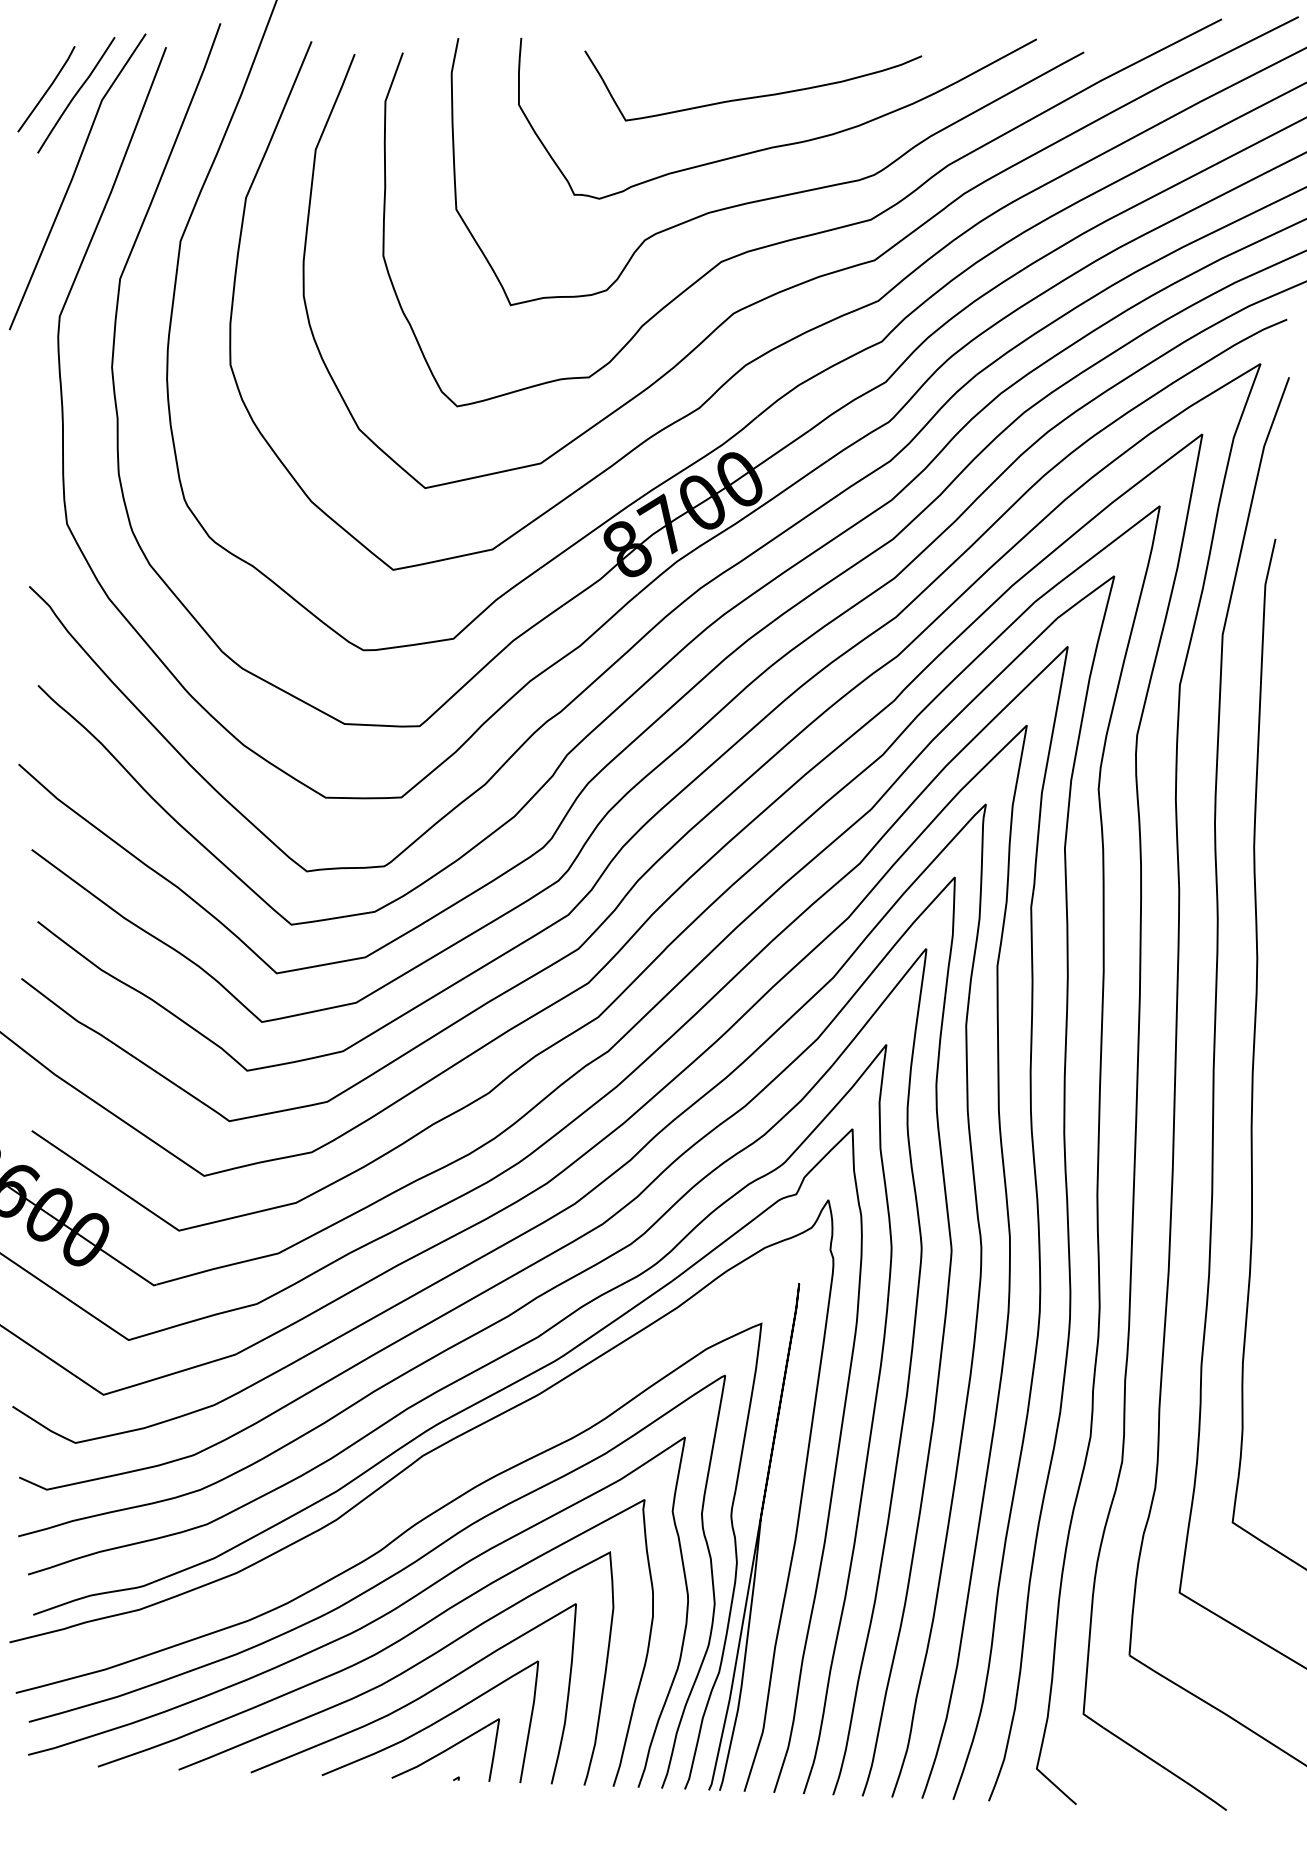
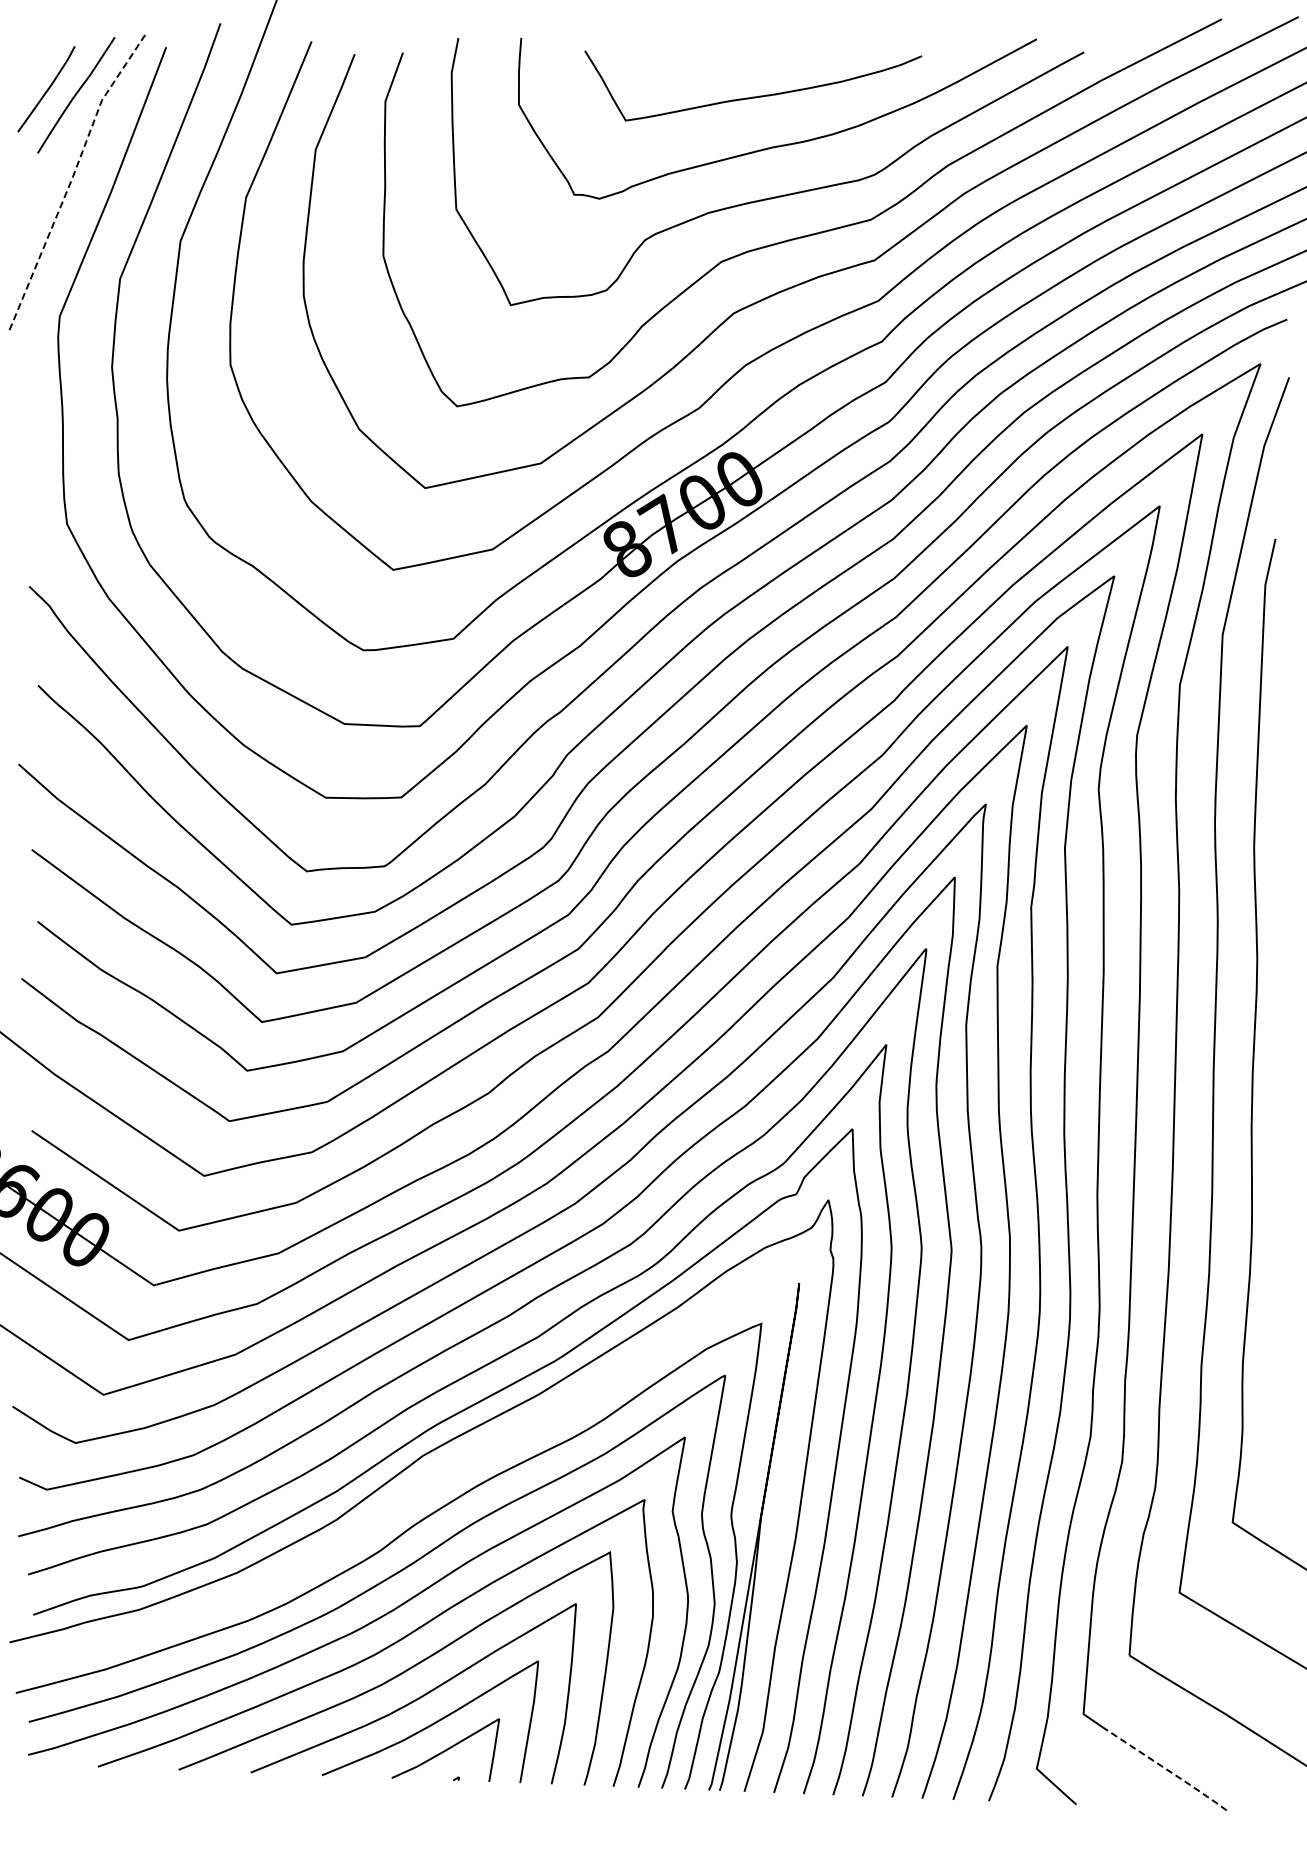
line: solid -> dashed (72, 178)
line: solid -> dashed (1166, 1769)
